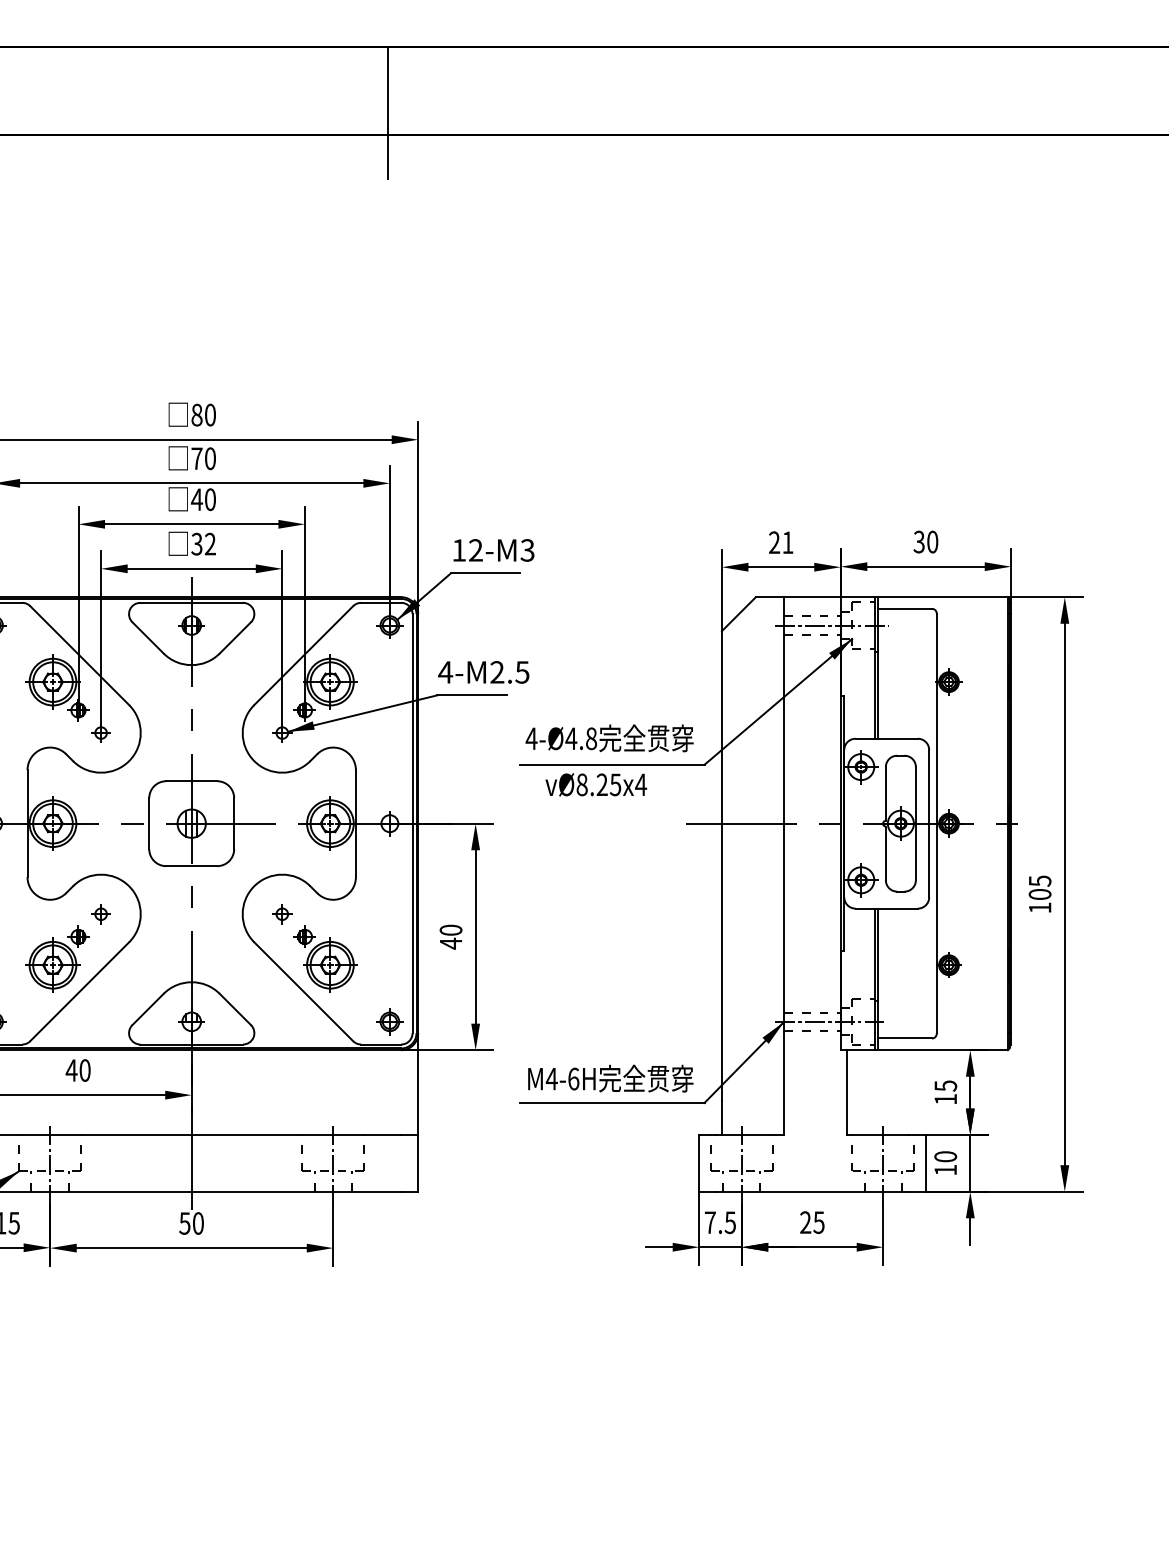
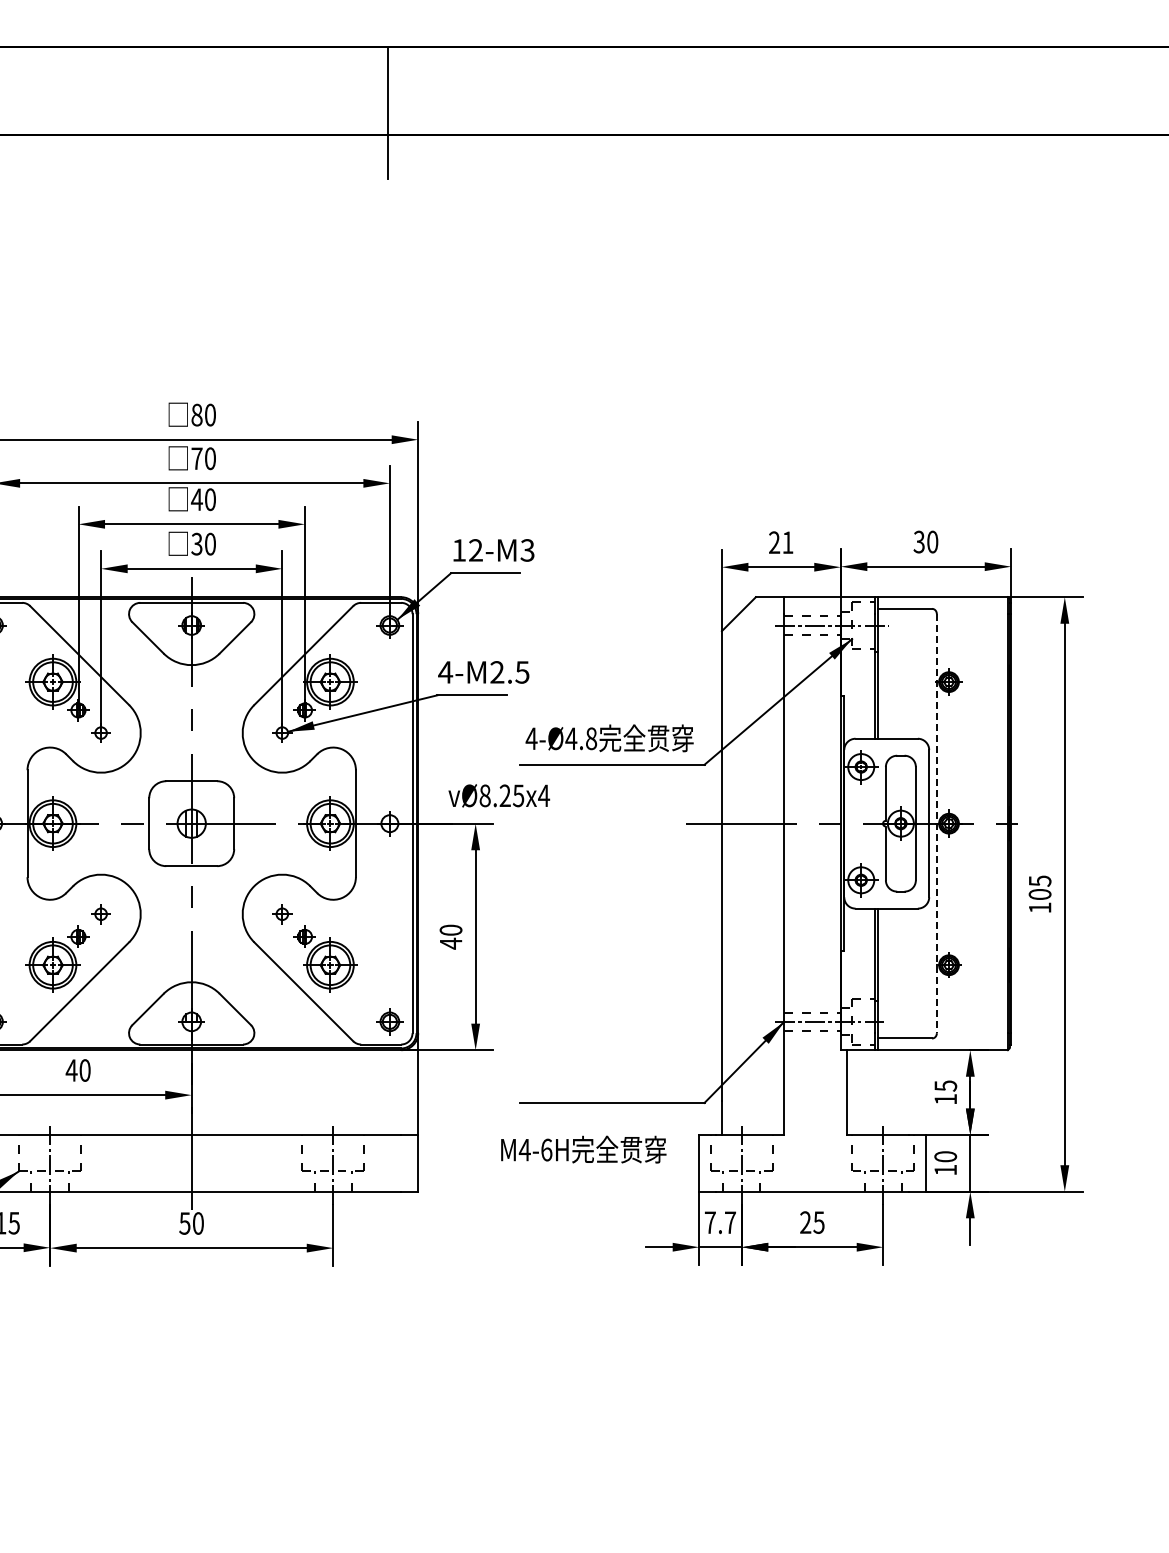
text: 32 -> 30 (209, 544)
text position: (596, 784) -> (499, 795) (499, 795)
line: solid -> dashed (936, 823)
text position: (610, 1078) -> (583, 1149) (583, 1149)
text: 7.5 -> 7.7 (730, 1222)
